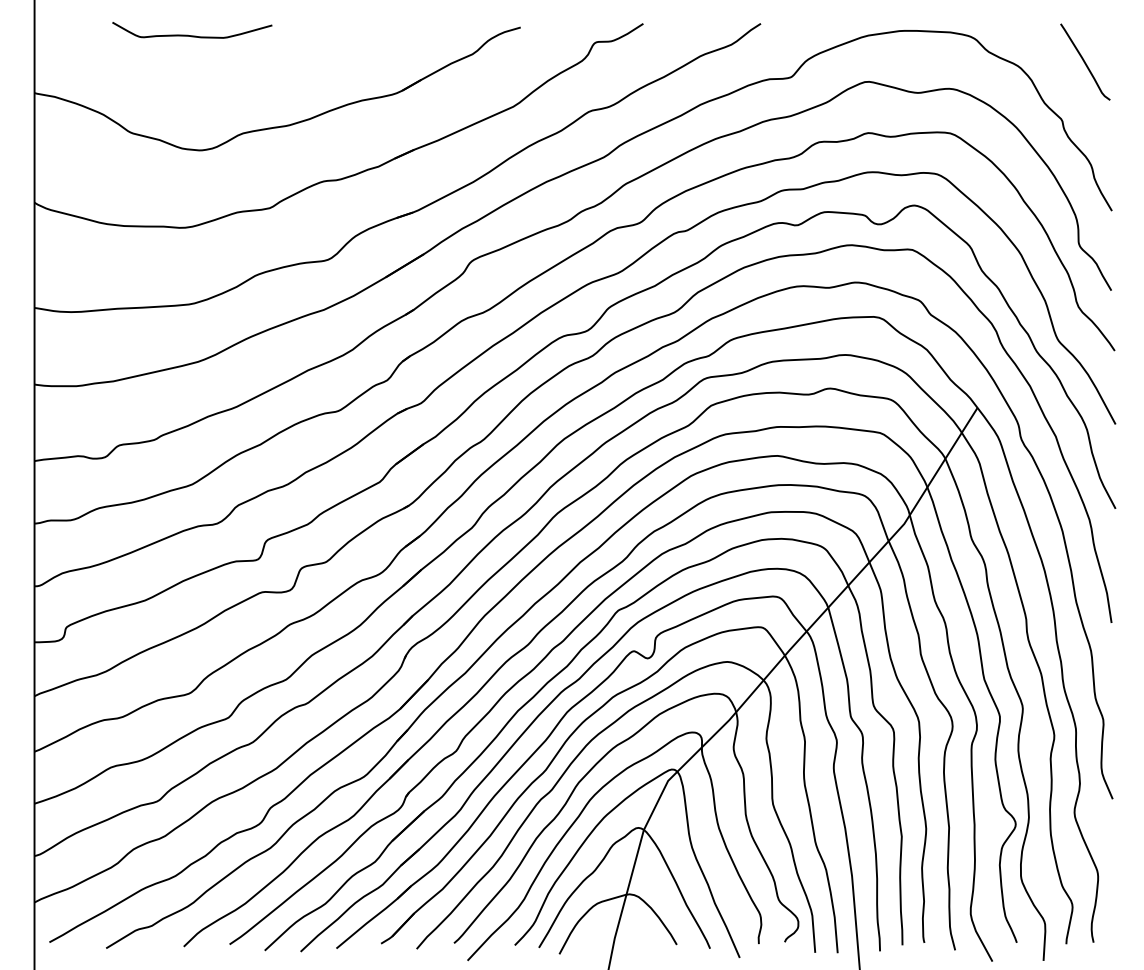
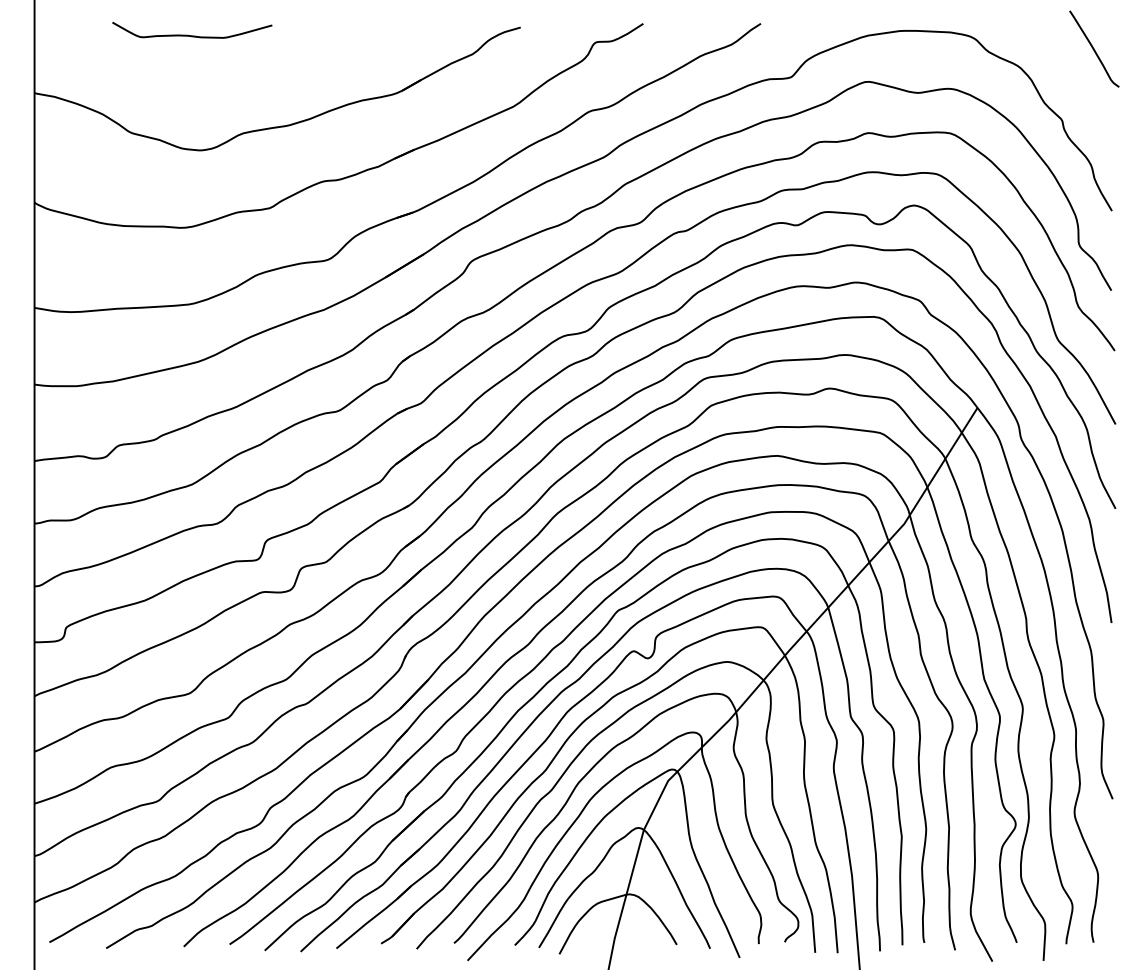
curve position: (1085, 61) -> (1094, 48) (1094, 48)
